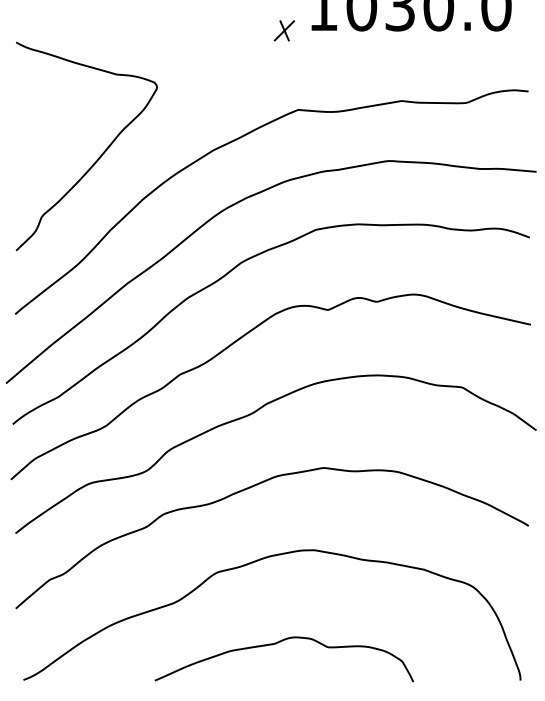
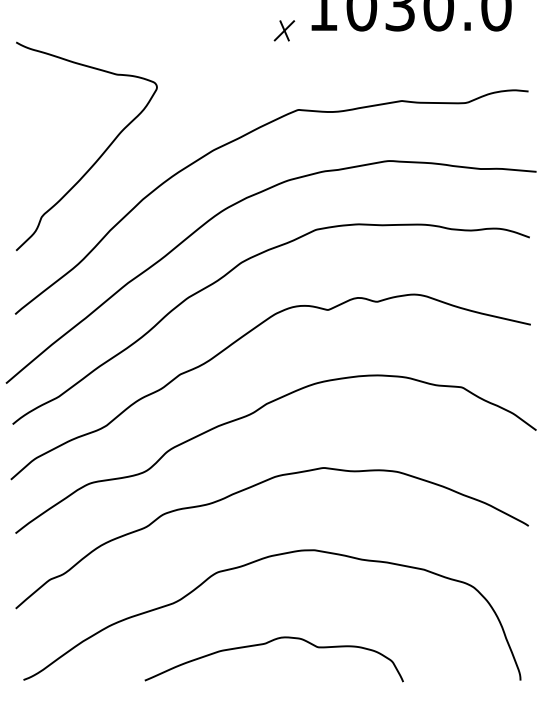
curve position: (276, 644) -> (266, 644) (266, 644)
